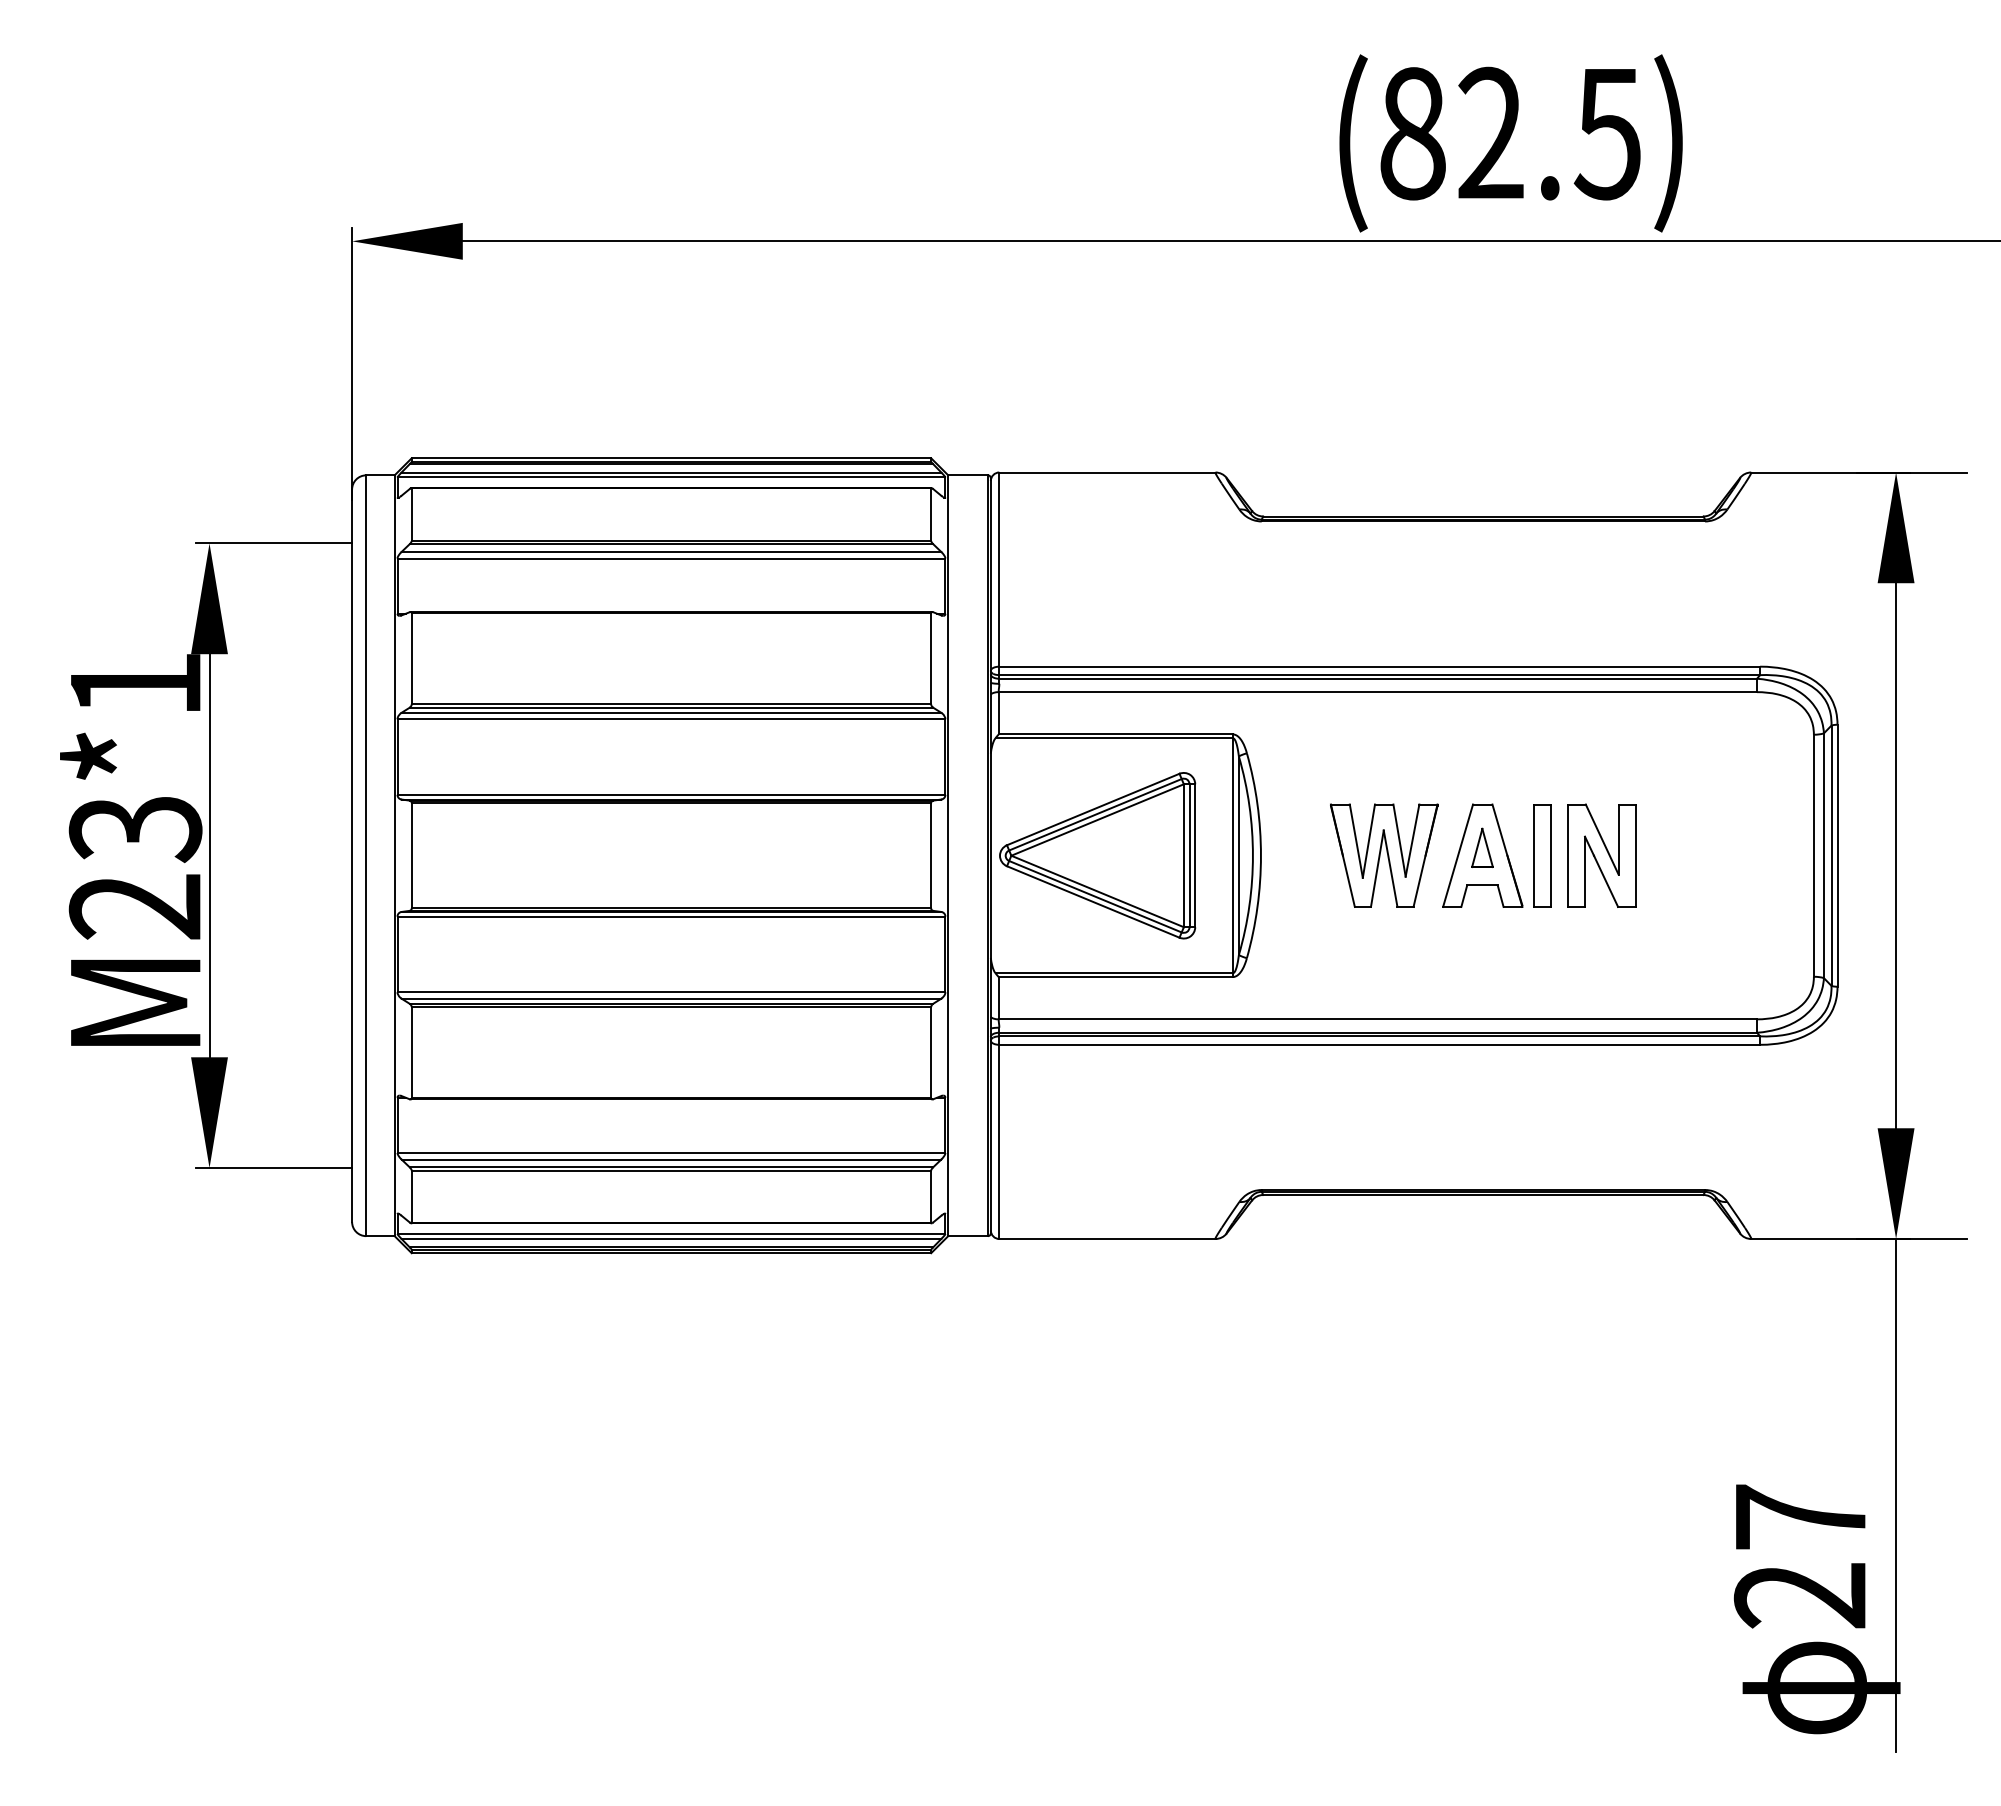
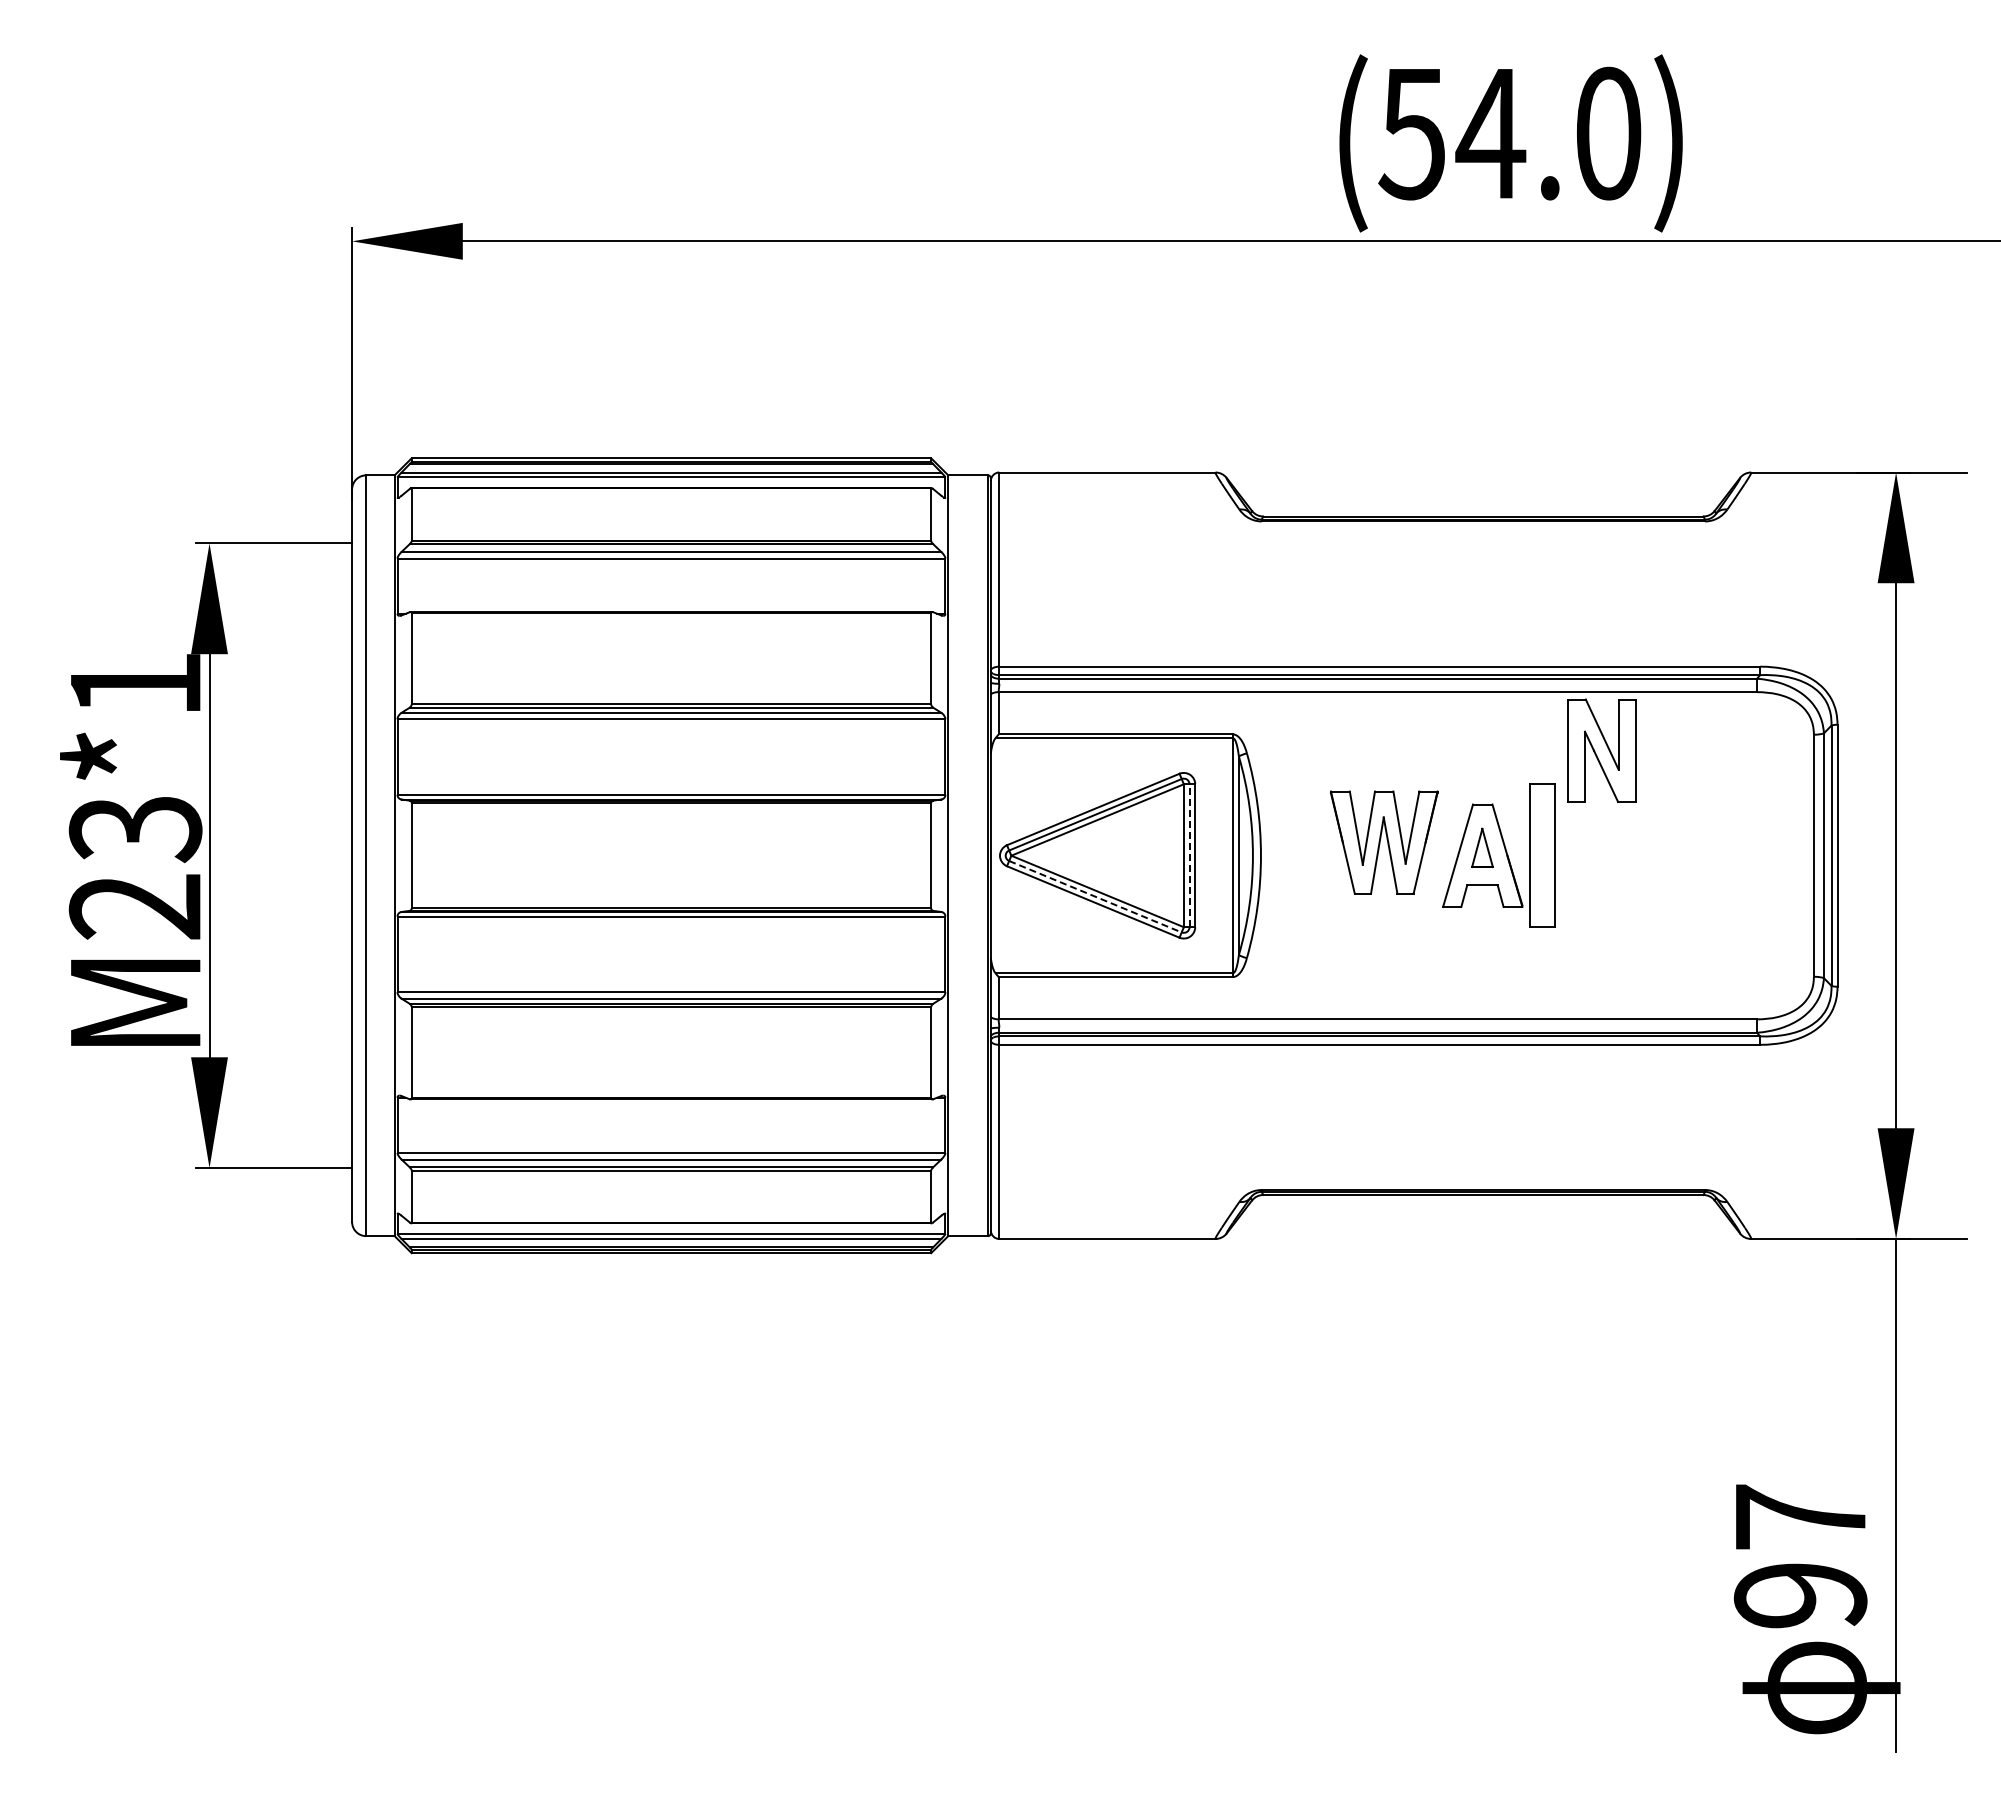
text: (82.5) -> (54.0) (1509, 133)
line: solid -> dashed (1189, 855)
part position: (1384, 855) -> (1384, 842) (1384, 842)
part size: 19x104 px -> 27x145 px (1542, 855)
part position: (1601, 855) -> (1601, 750) (1601, 750)
line: solid -> dashed (1095, 896)
text: 27 -> 97 (1800, 1595)
